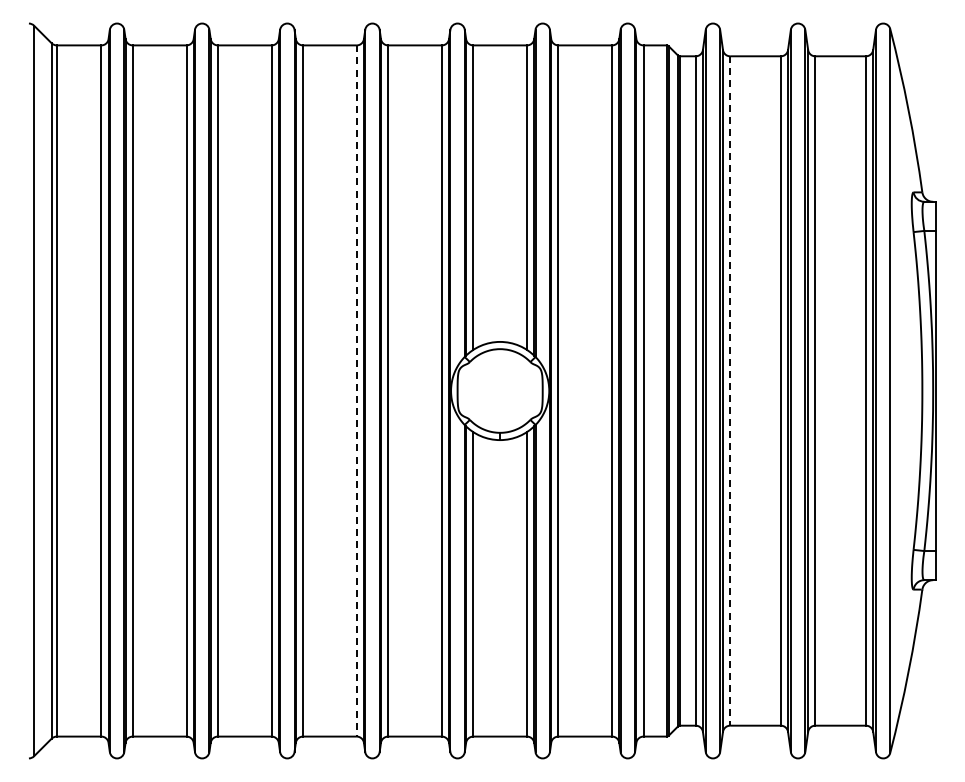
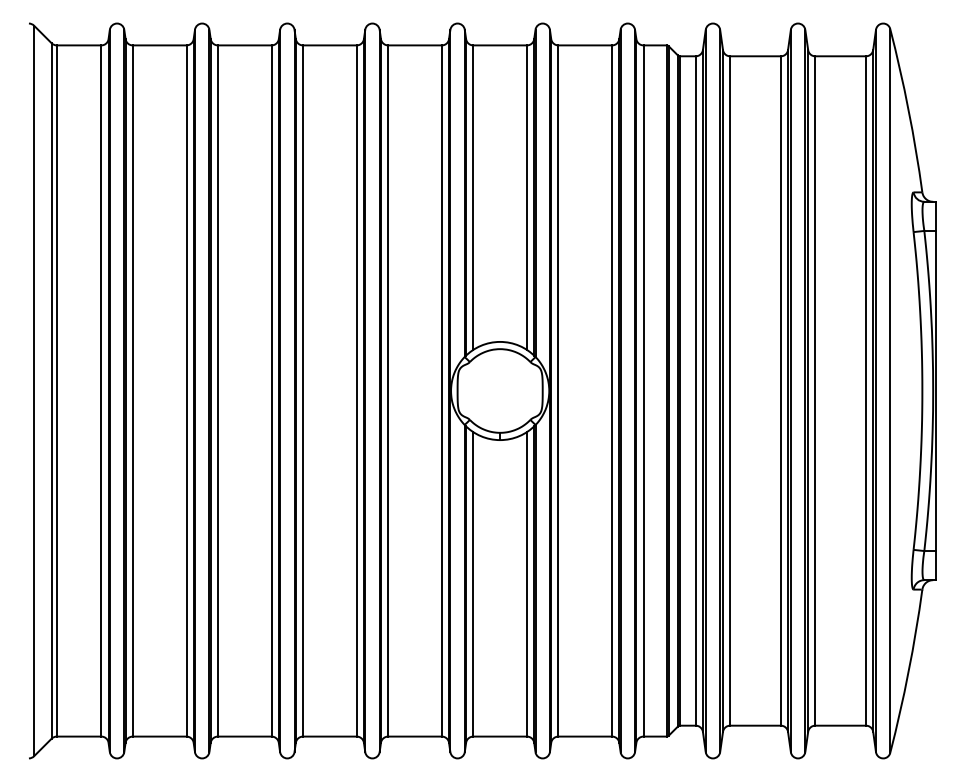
line: dashed -> solid (356, 390)
line: dashed -> solid (730, 390)
